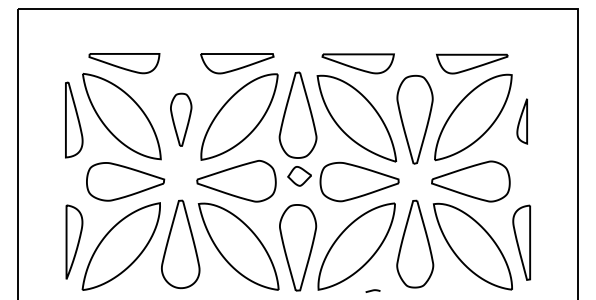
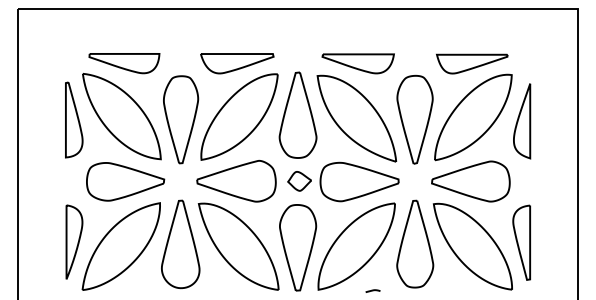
part size: 23x55 px -> 37x90 px (181, 119)
part size: 12x47 px -> 19x77 px (522, 121)
part position: (299, 176) -> (299, 181) (299, 181)
